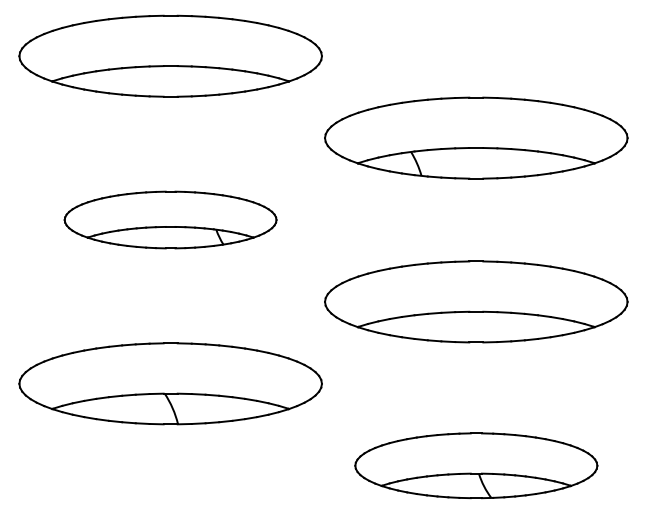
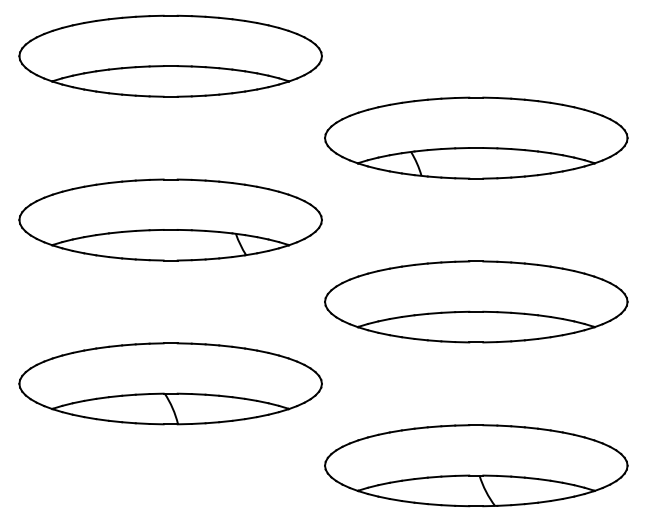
part size: 215x60 px -> 305x84 px (170, 219)
part size: 245x68 px -> 305x84 px (476, 465)
